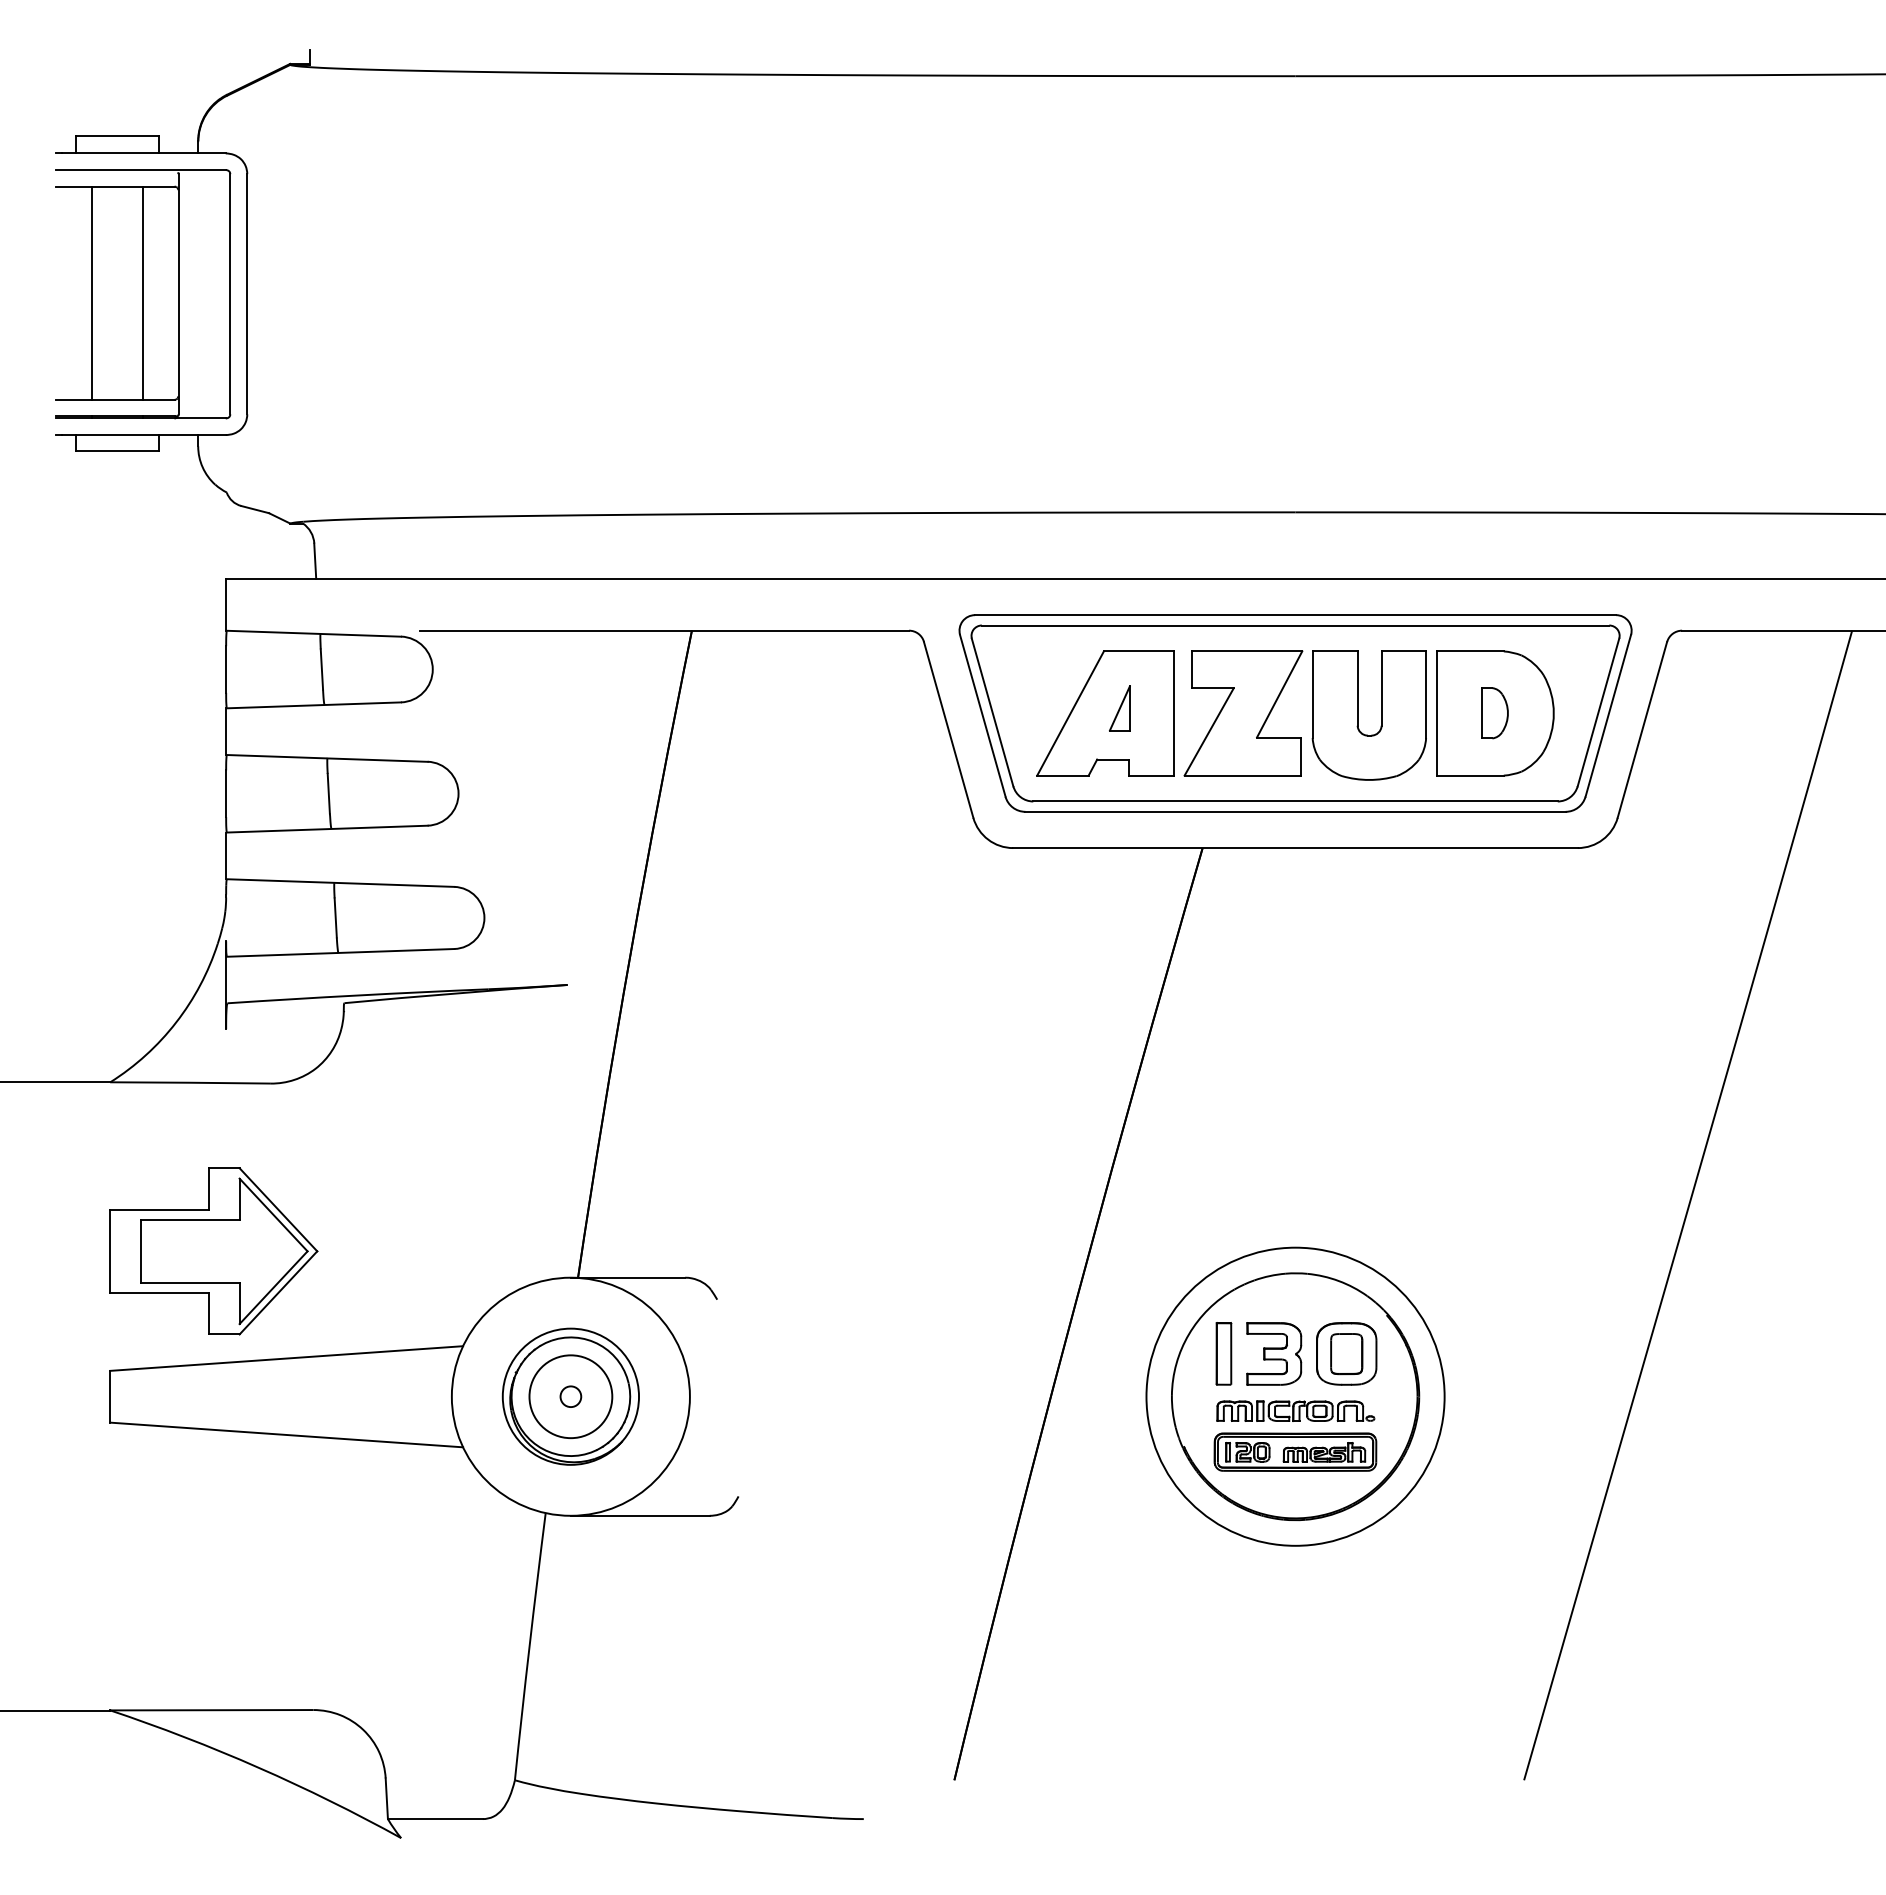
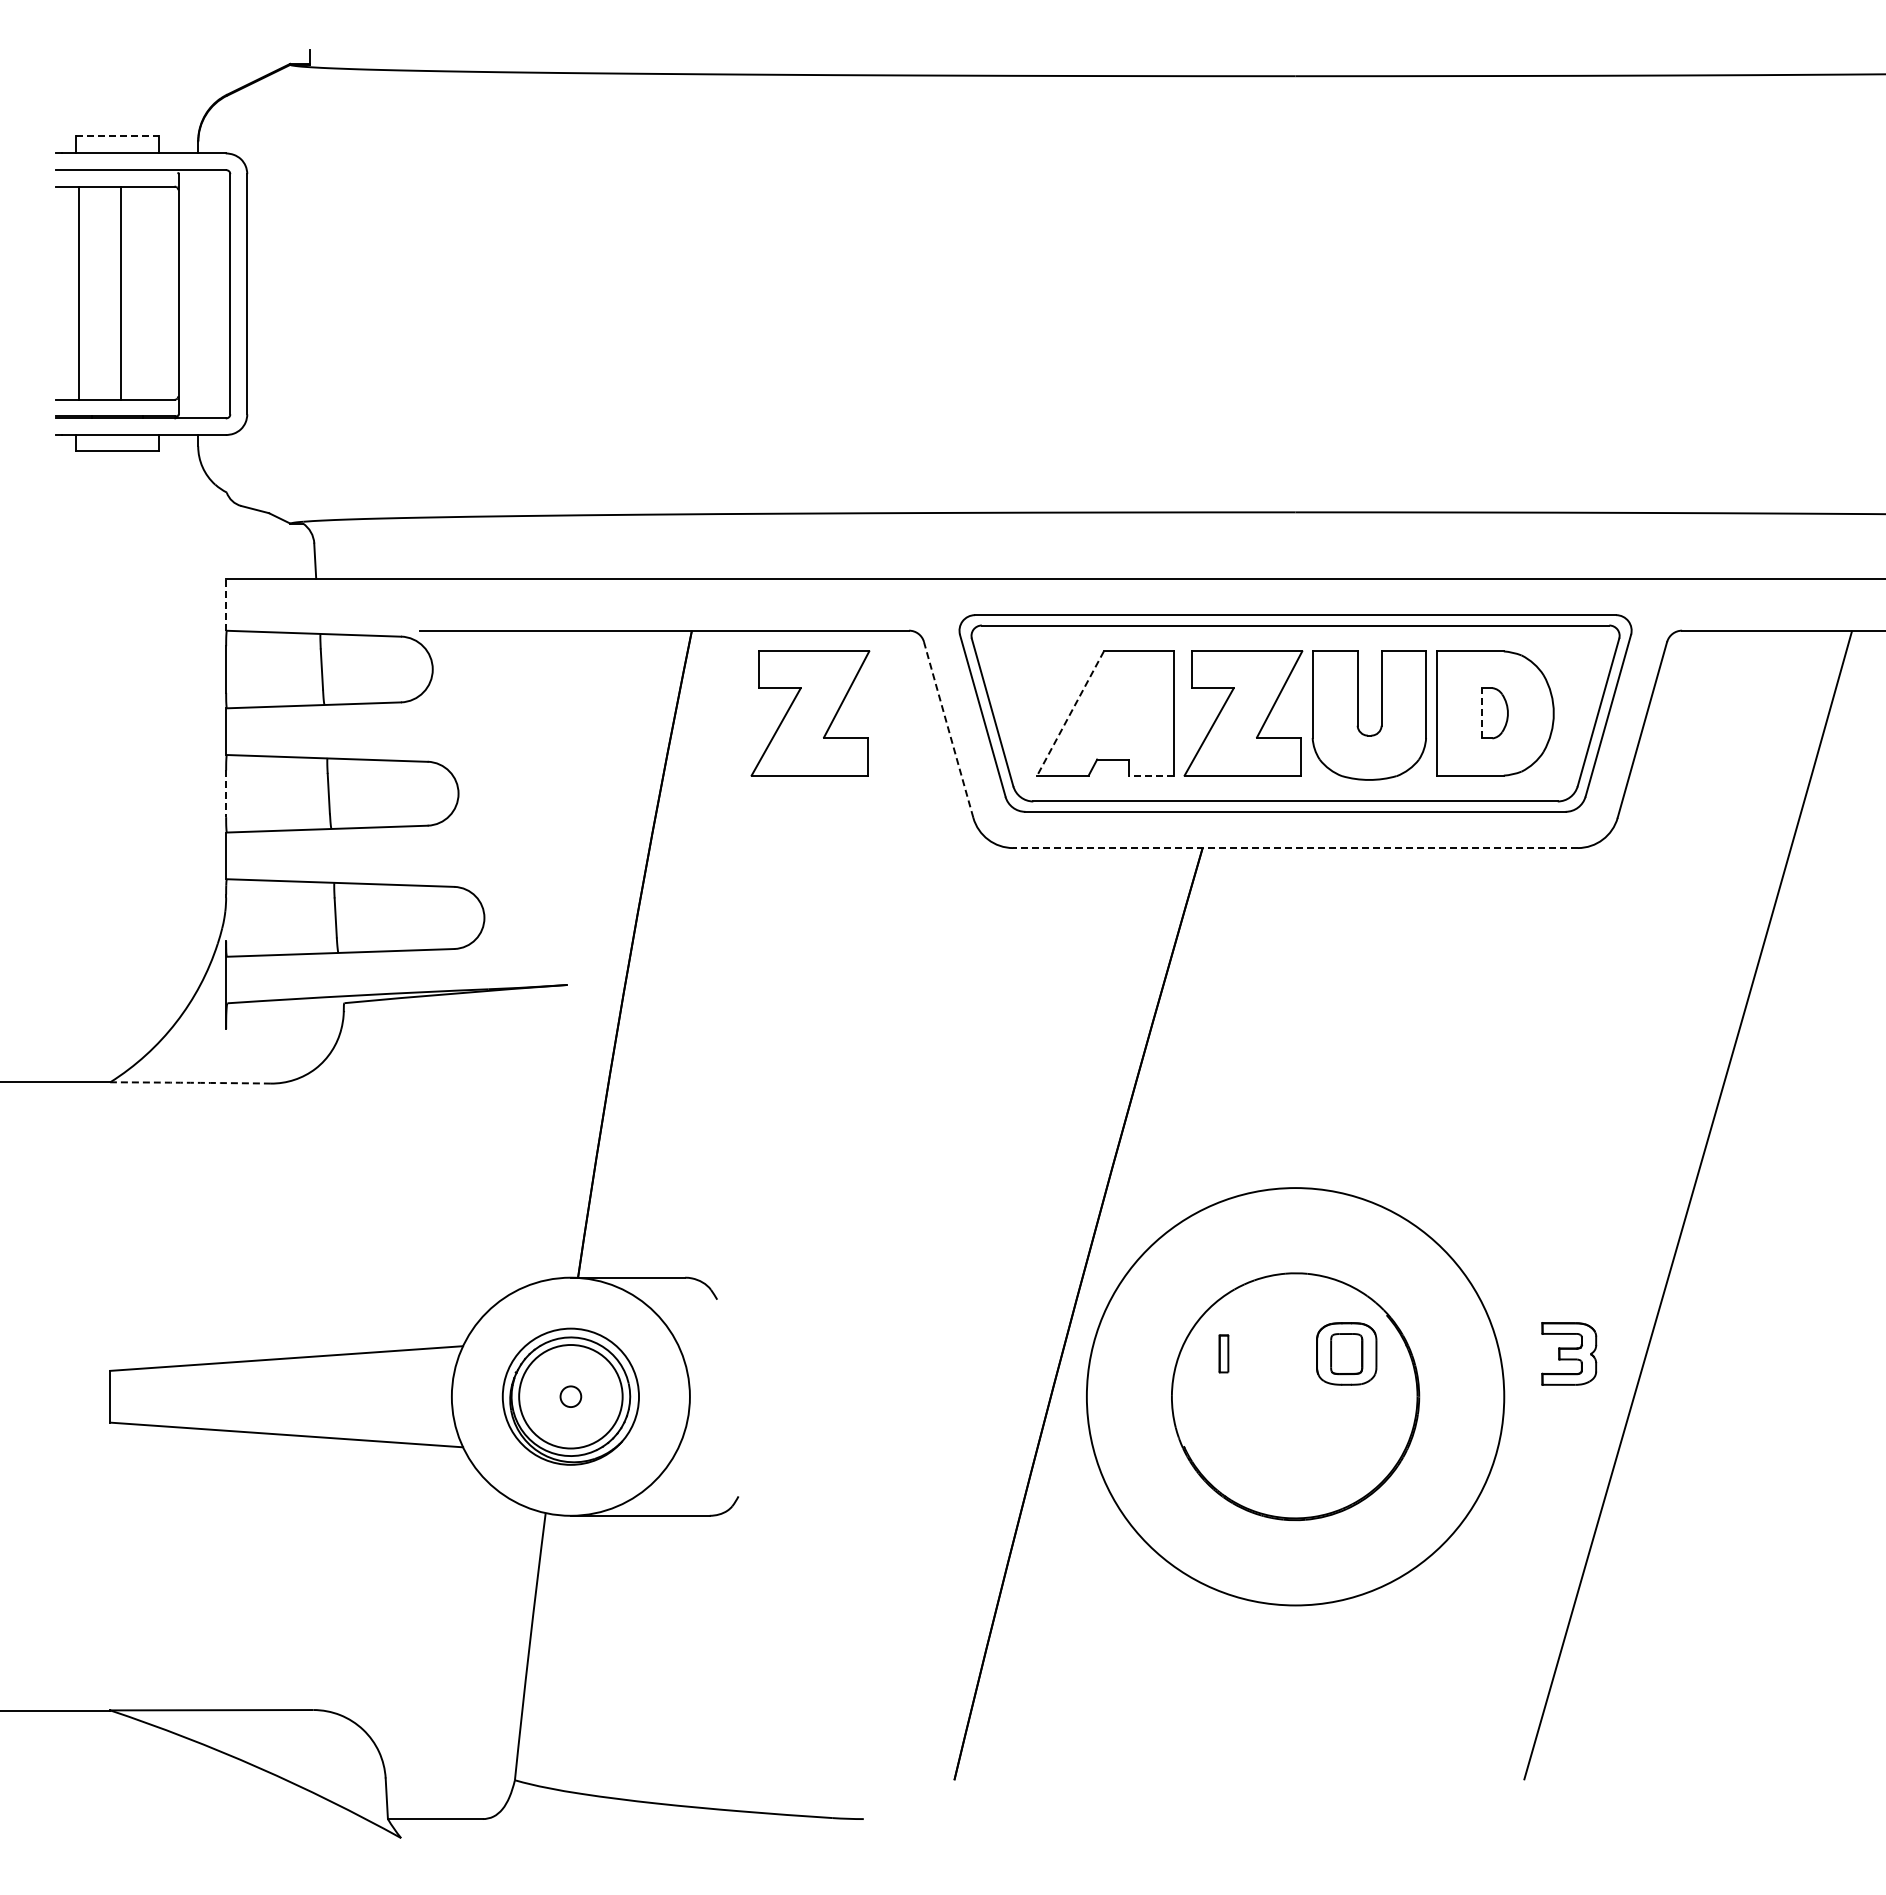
line: solid -> dashed (117, 135)
line position: (91, 292) -> (78, 292) (78, 292)
line position: (143, 292) -> (121, 292) (121, 292)
line: solid -> dashed (225, 604)
part: present -> none (1119, 708)
line: solid -> dashed (1481, 712)
part: none -> present (810, 713)
line: solid -> dashed (1070, 713)
line: solid -> dashed (948, 729)
line: solid -> dashed (1151, 775)
line: solid -> dashed (226, 794)
line: solid -> dashed (1295, 848)
arc: solid -> dashed (190, 1082)
part: present -> none (213, 1251)
part size: 18x64 px -> 12x40 px (1223, 1353)
part position: (1274, 1353) -> (1569, 1353) (1569, 1353)
circle diameter: 83 px -> 104 px (570, 1396)
circle diameter: 298 px -> 417 px (1295, 1396)
part: present -> none (1295, 1410)
part: present -> none (1295, 1451)
